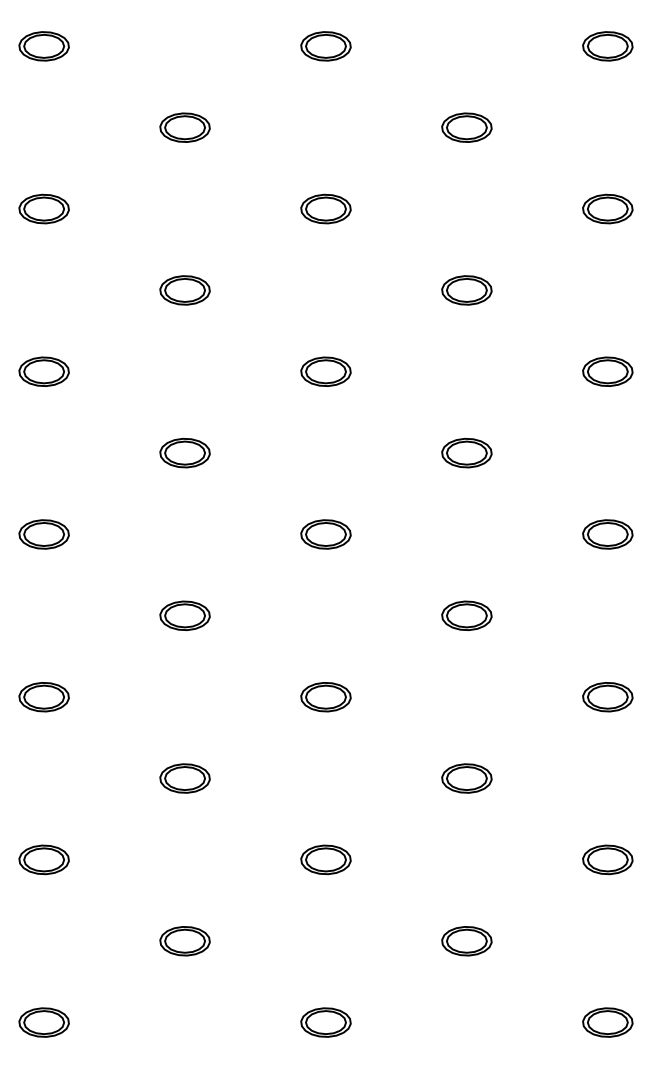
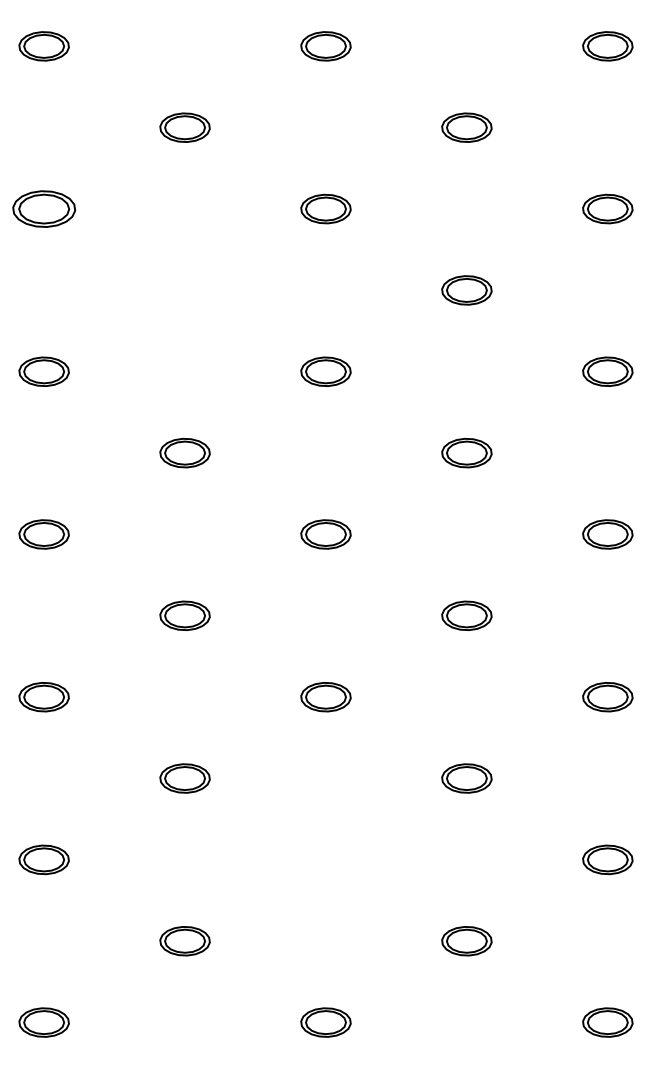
part size: 52x32 px -> 65x38 px (44, 208)
part: present -> none (184, 290)
part: present -> none (325, 859)
